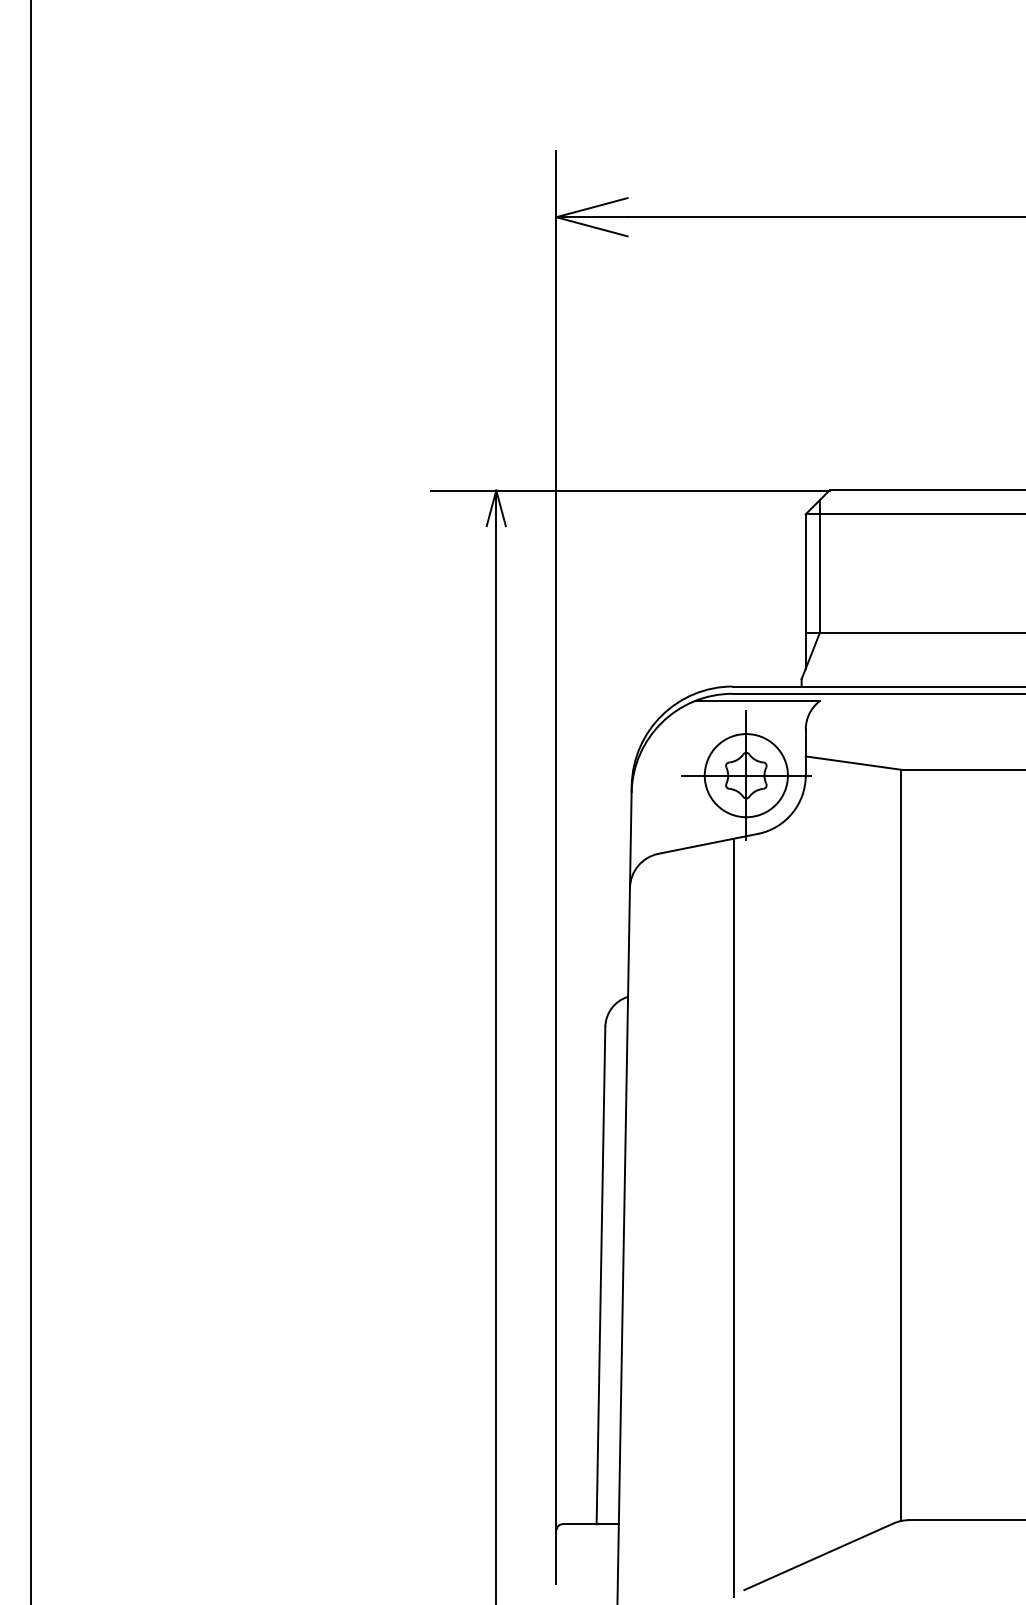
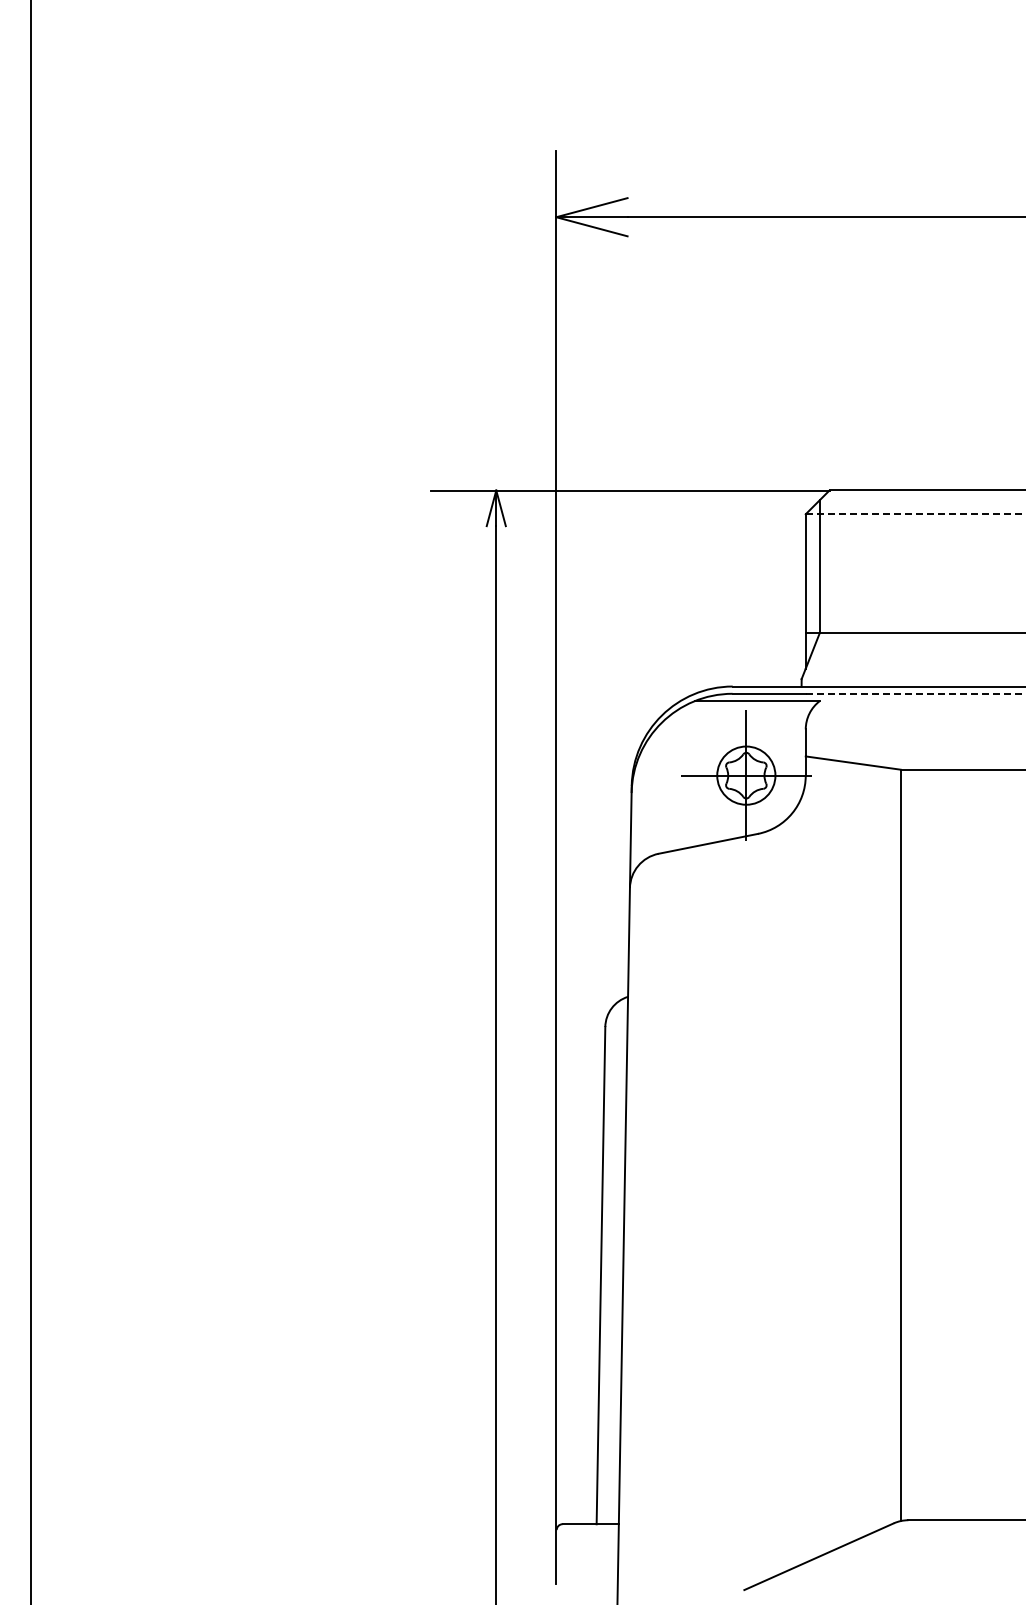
line: solid -> dashed (915, 514)
line: solid -> dashed (915, 693)
circle diameter: 83 px -> 58 px (746, 775)
line: present -> none (734, 1217)
